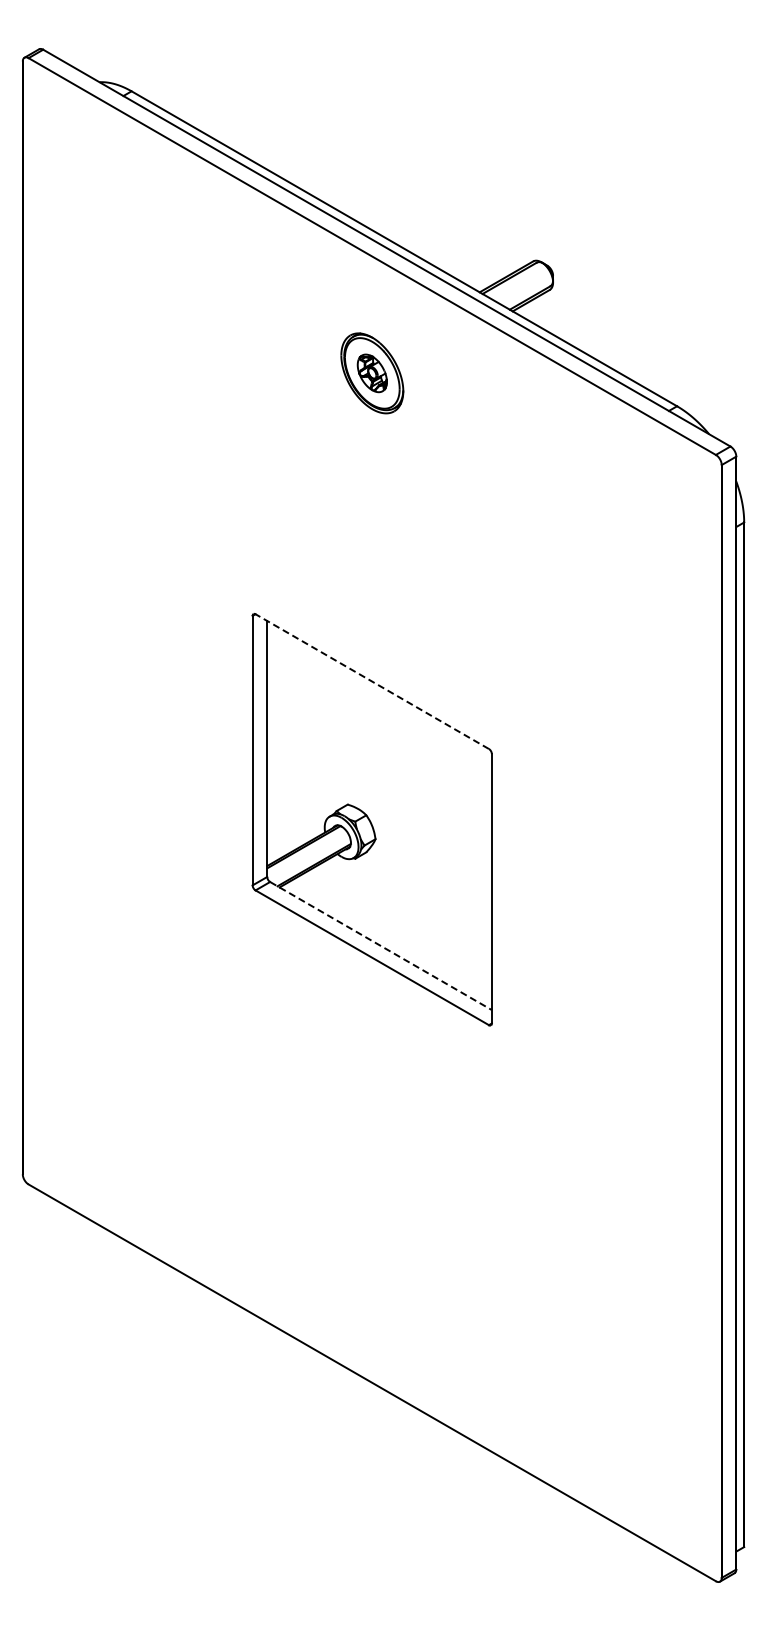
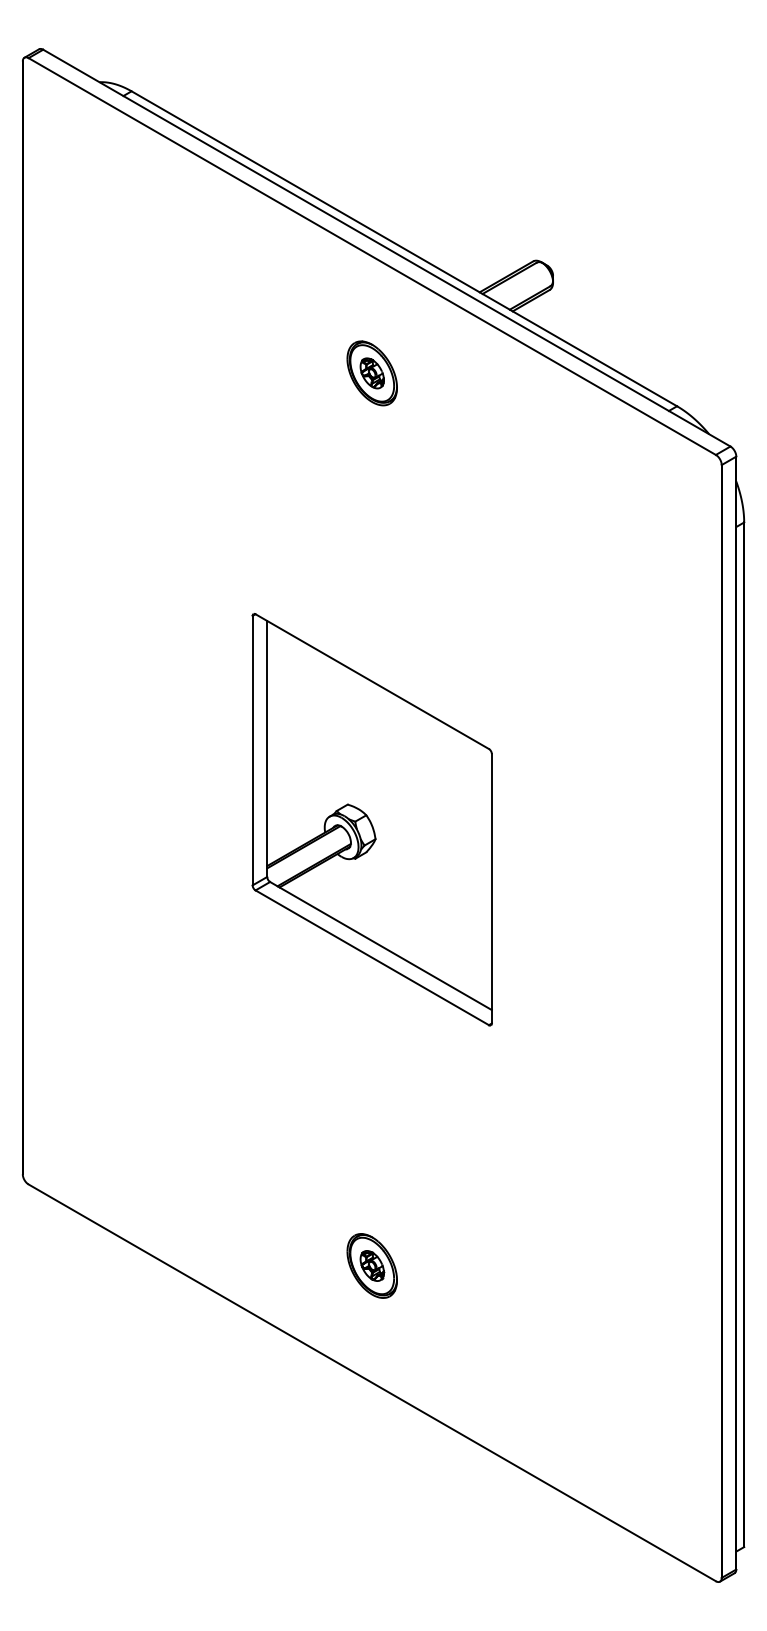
part size: 65x83 px -> 52x67 px (371, 373)
line: dashed -> solid (372, 681)
line: dashed -> solid (381, 946)
part: none -> present (371, 1265)
